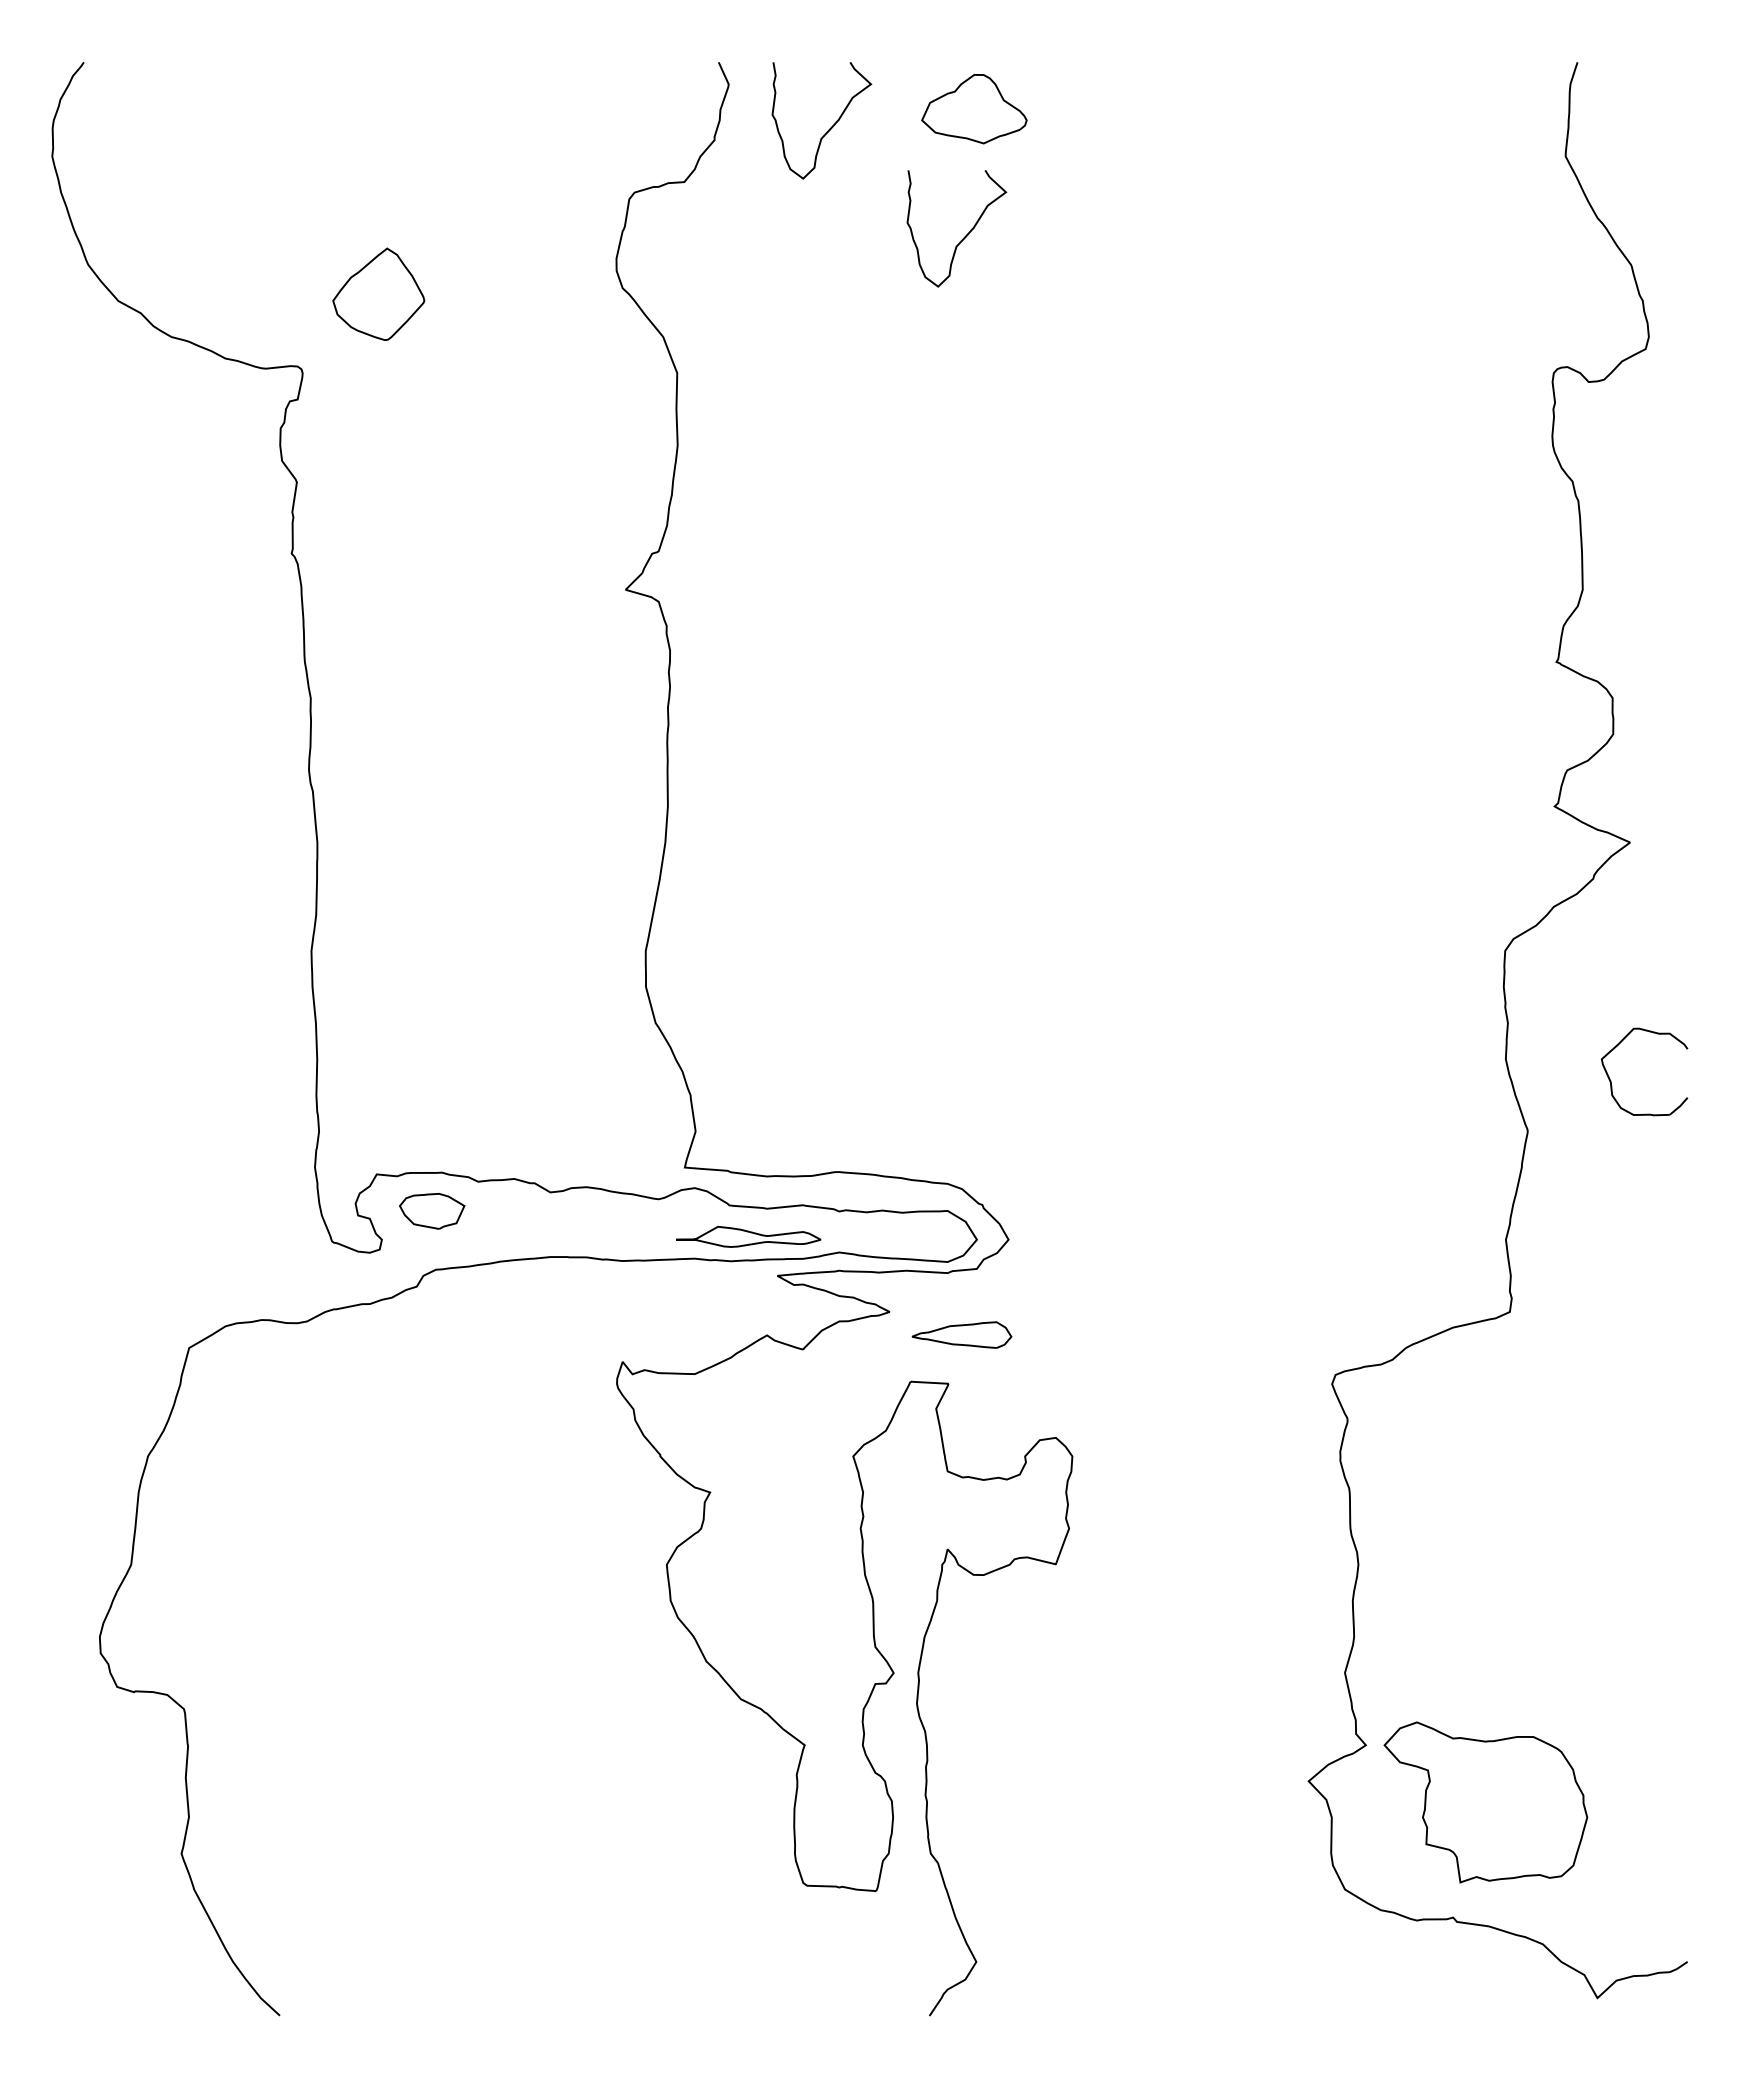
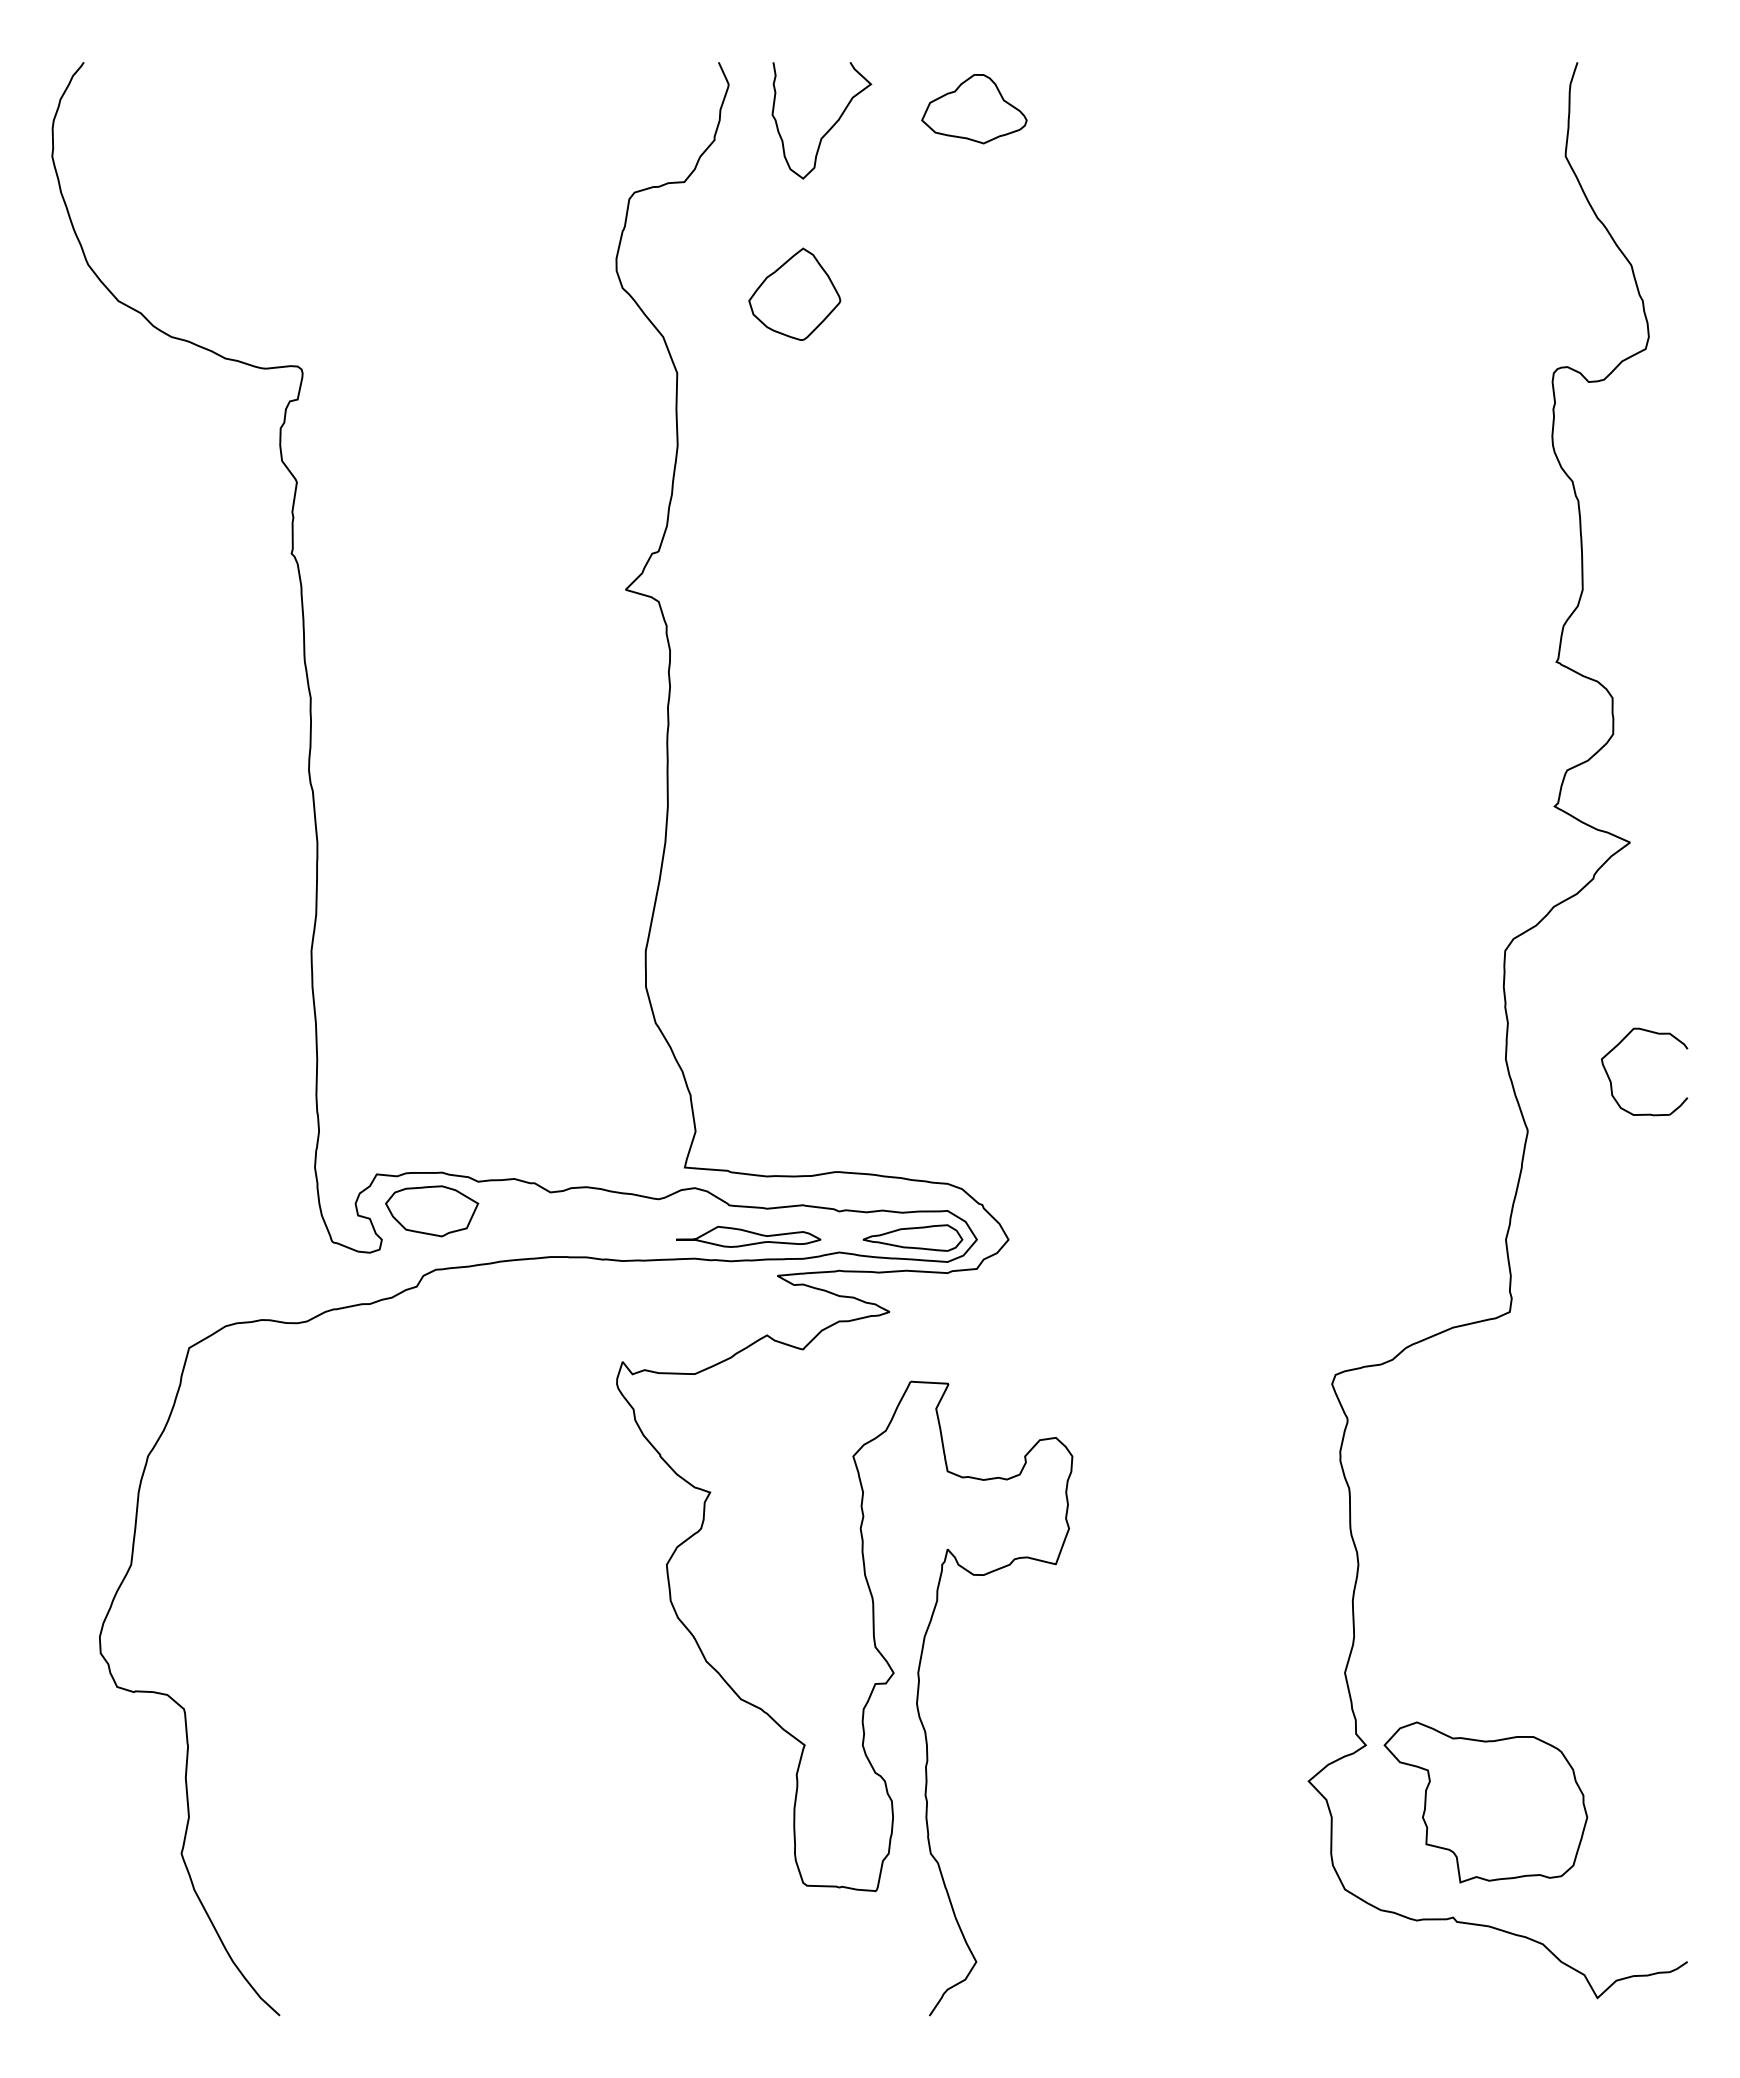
curve: present -> none (964, 236)
part position: (378, 293) -> (794, 293) (794, 293)
part size: 67x37 px -> 95x53 px (432, 1211)
part position: (961, 1334) -> (912, 1237) (912, 1237)
